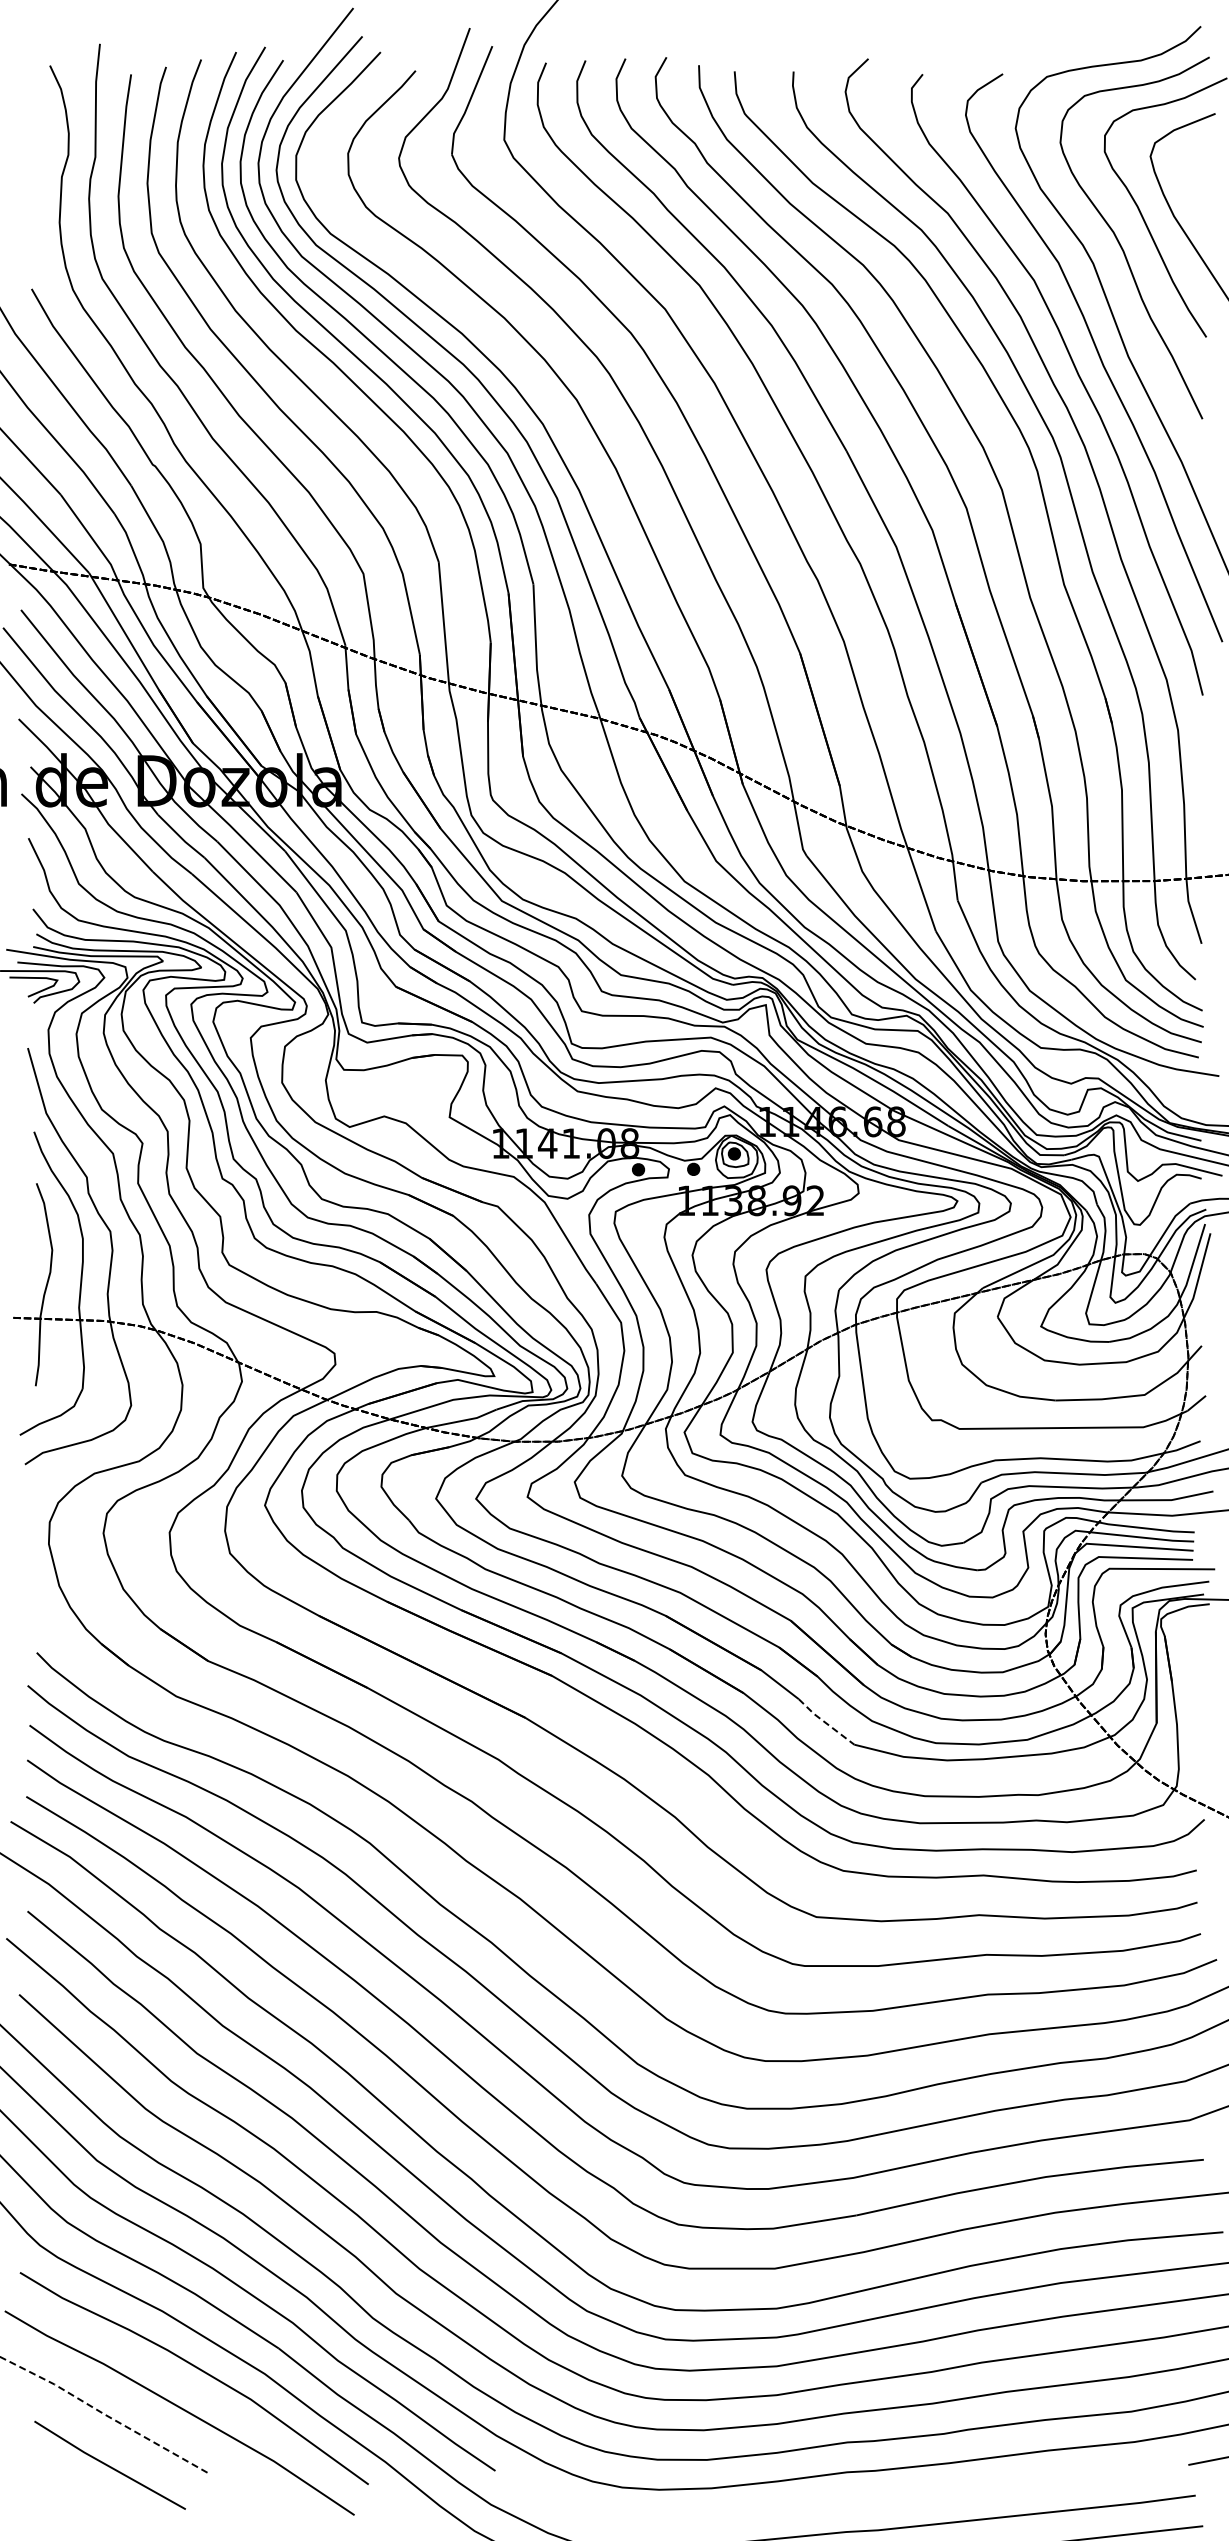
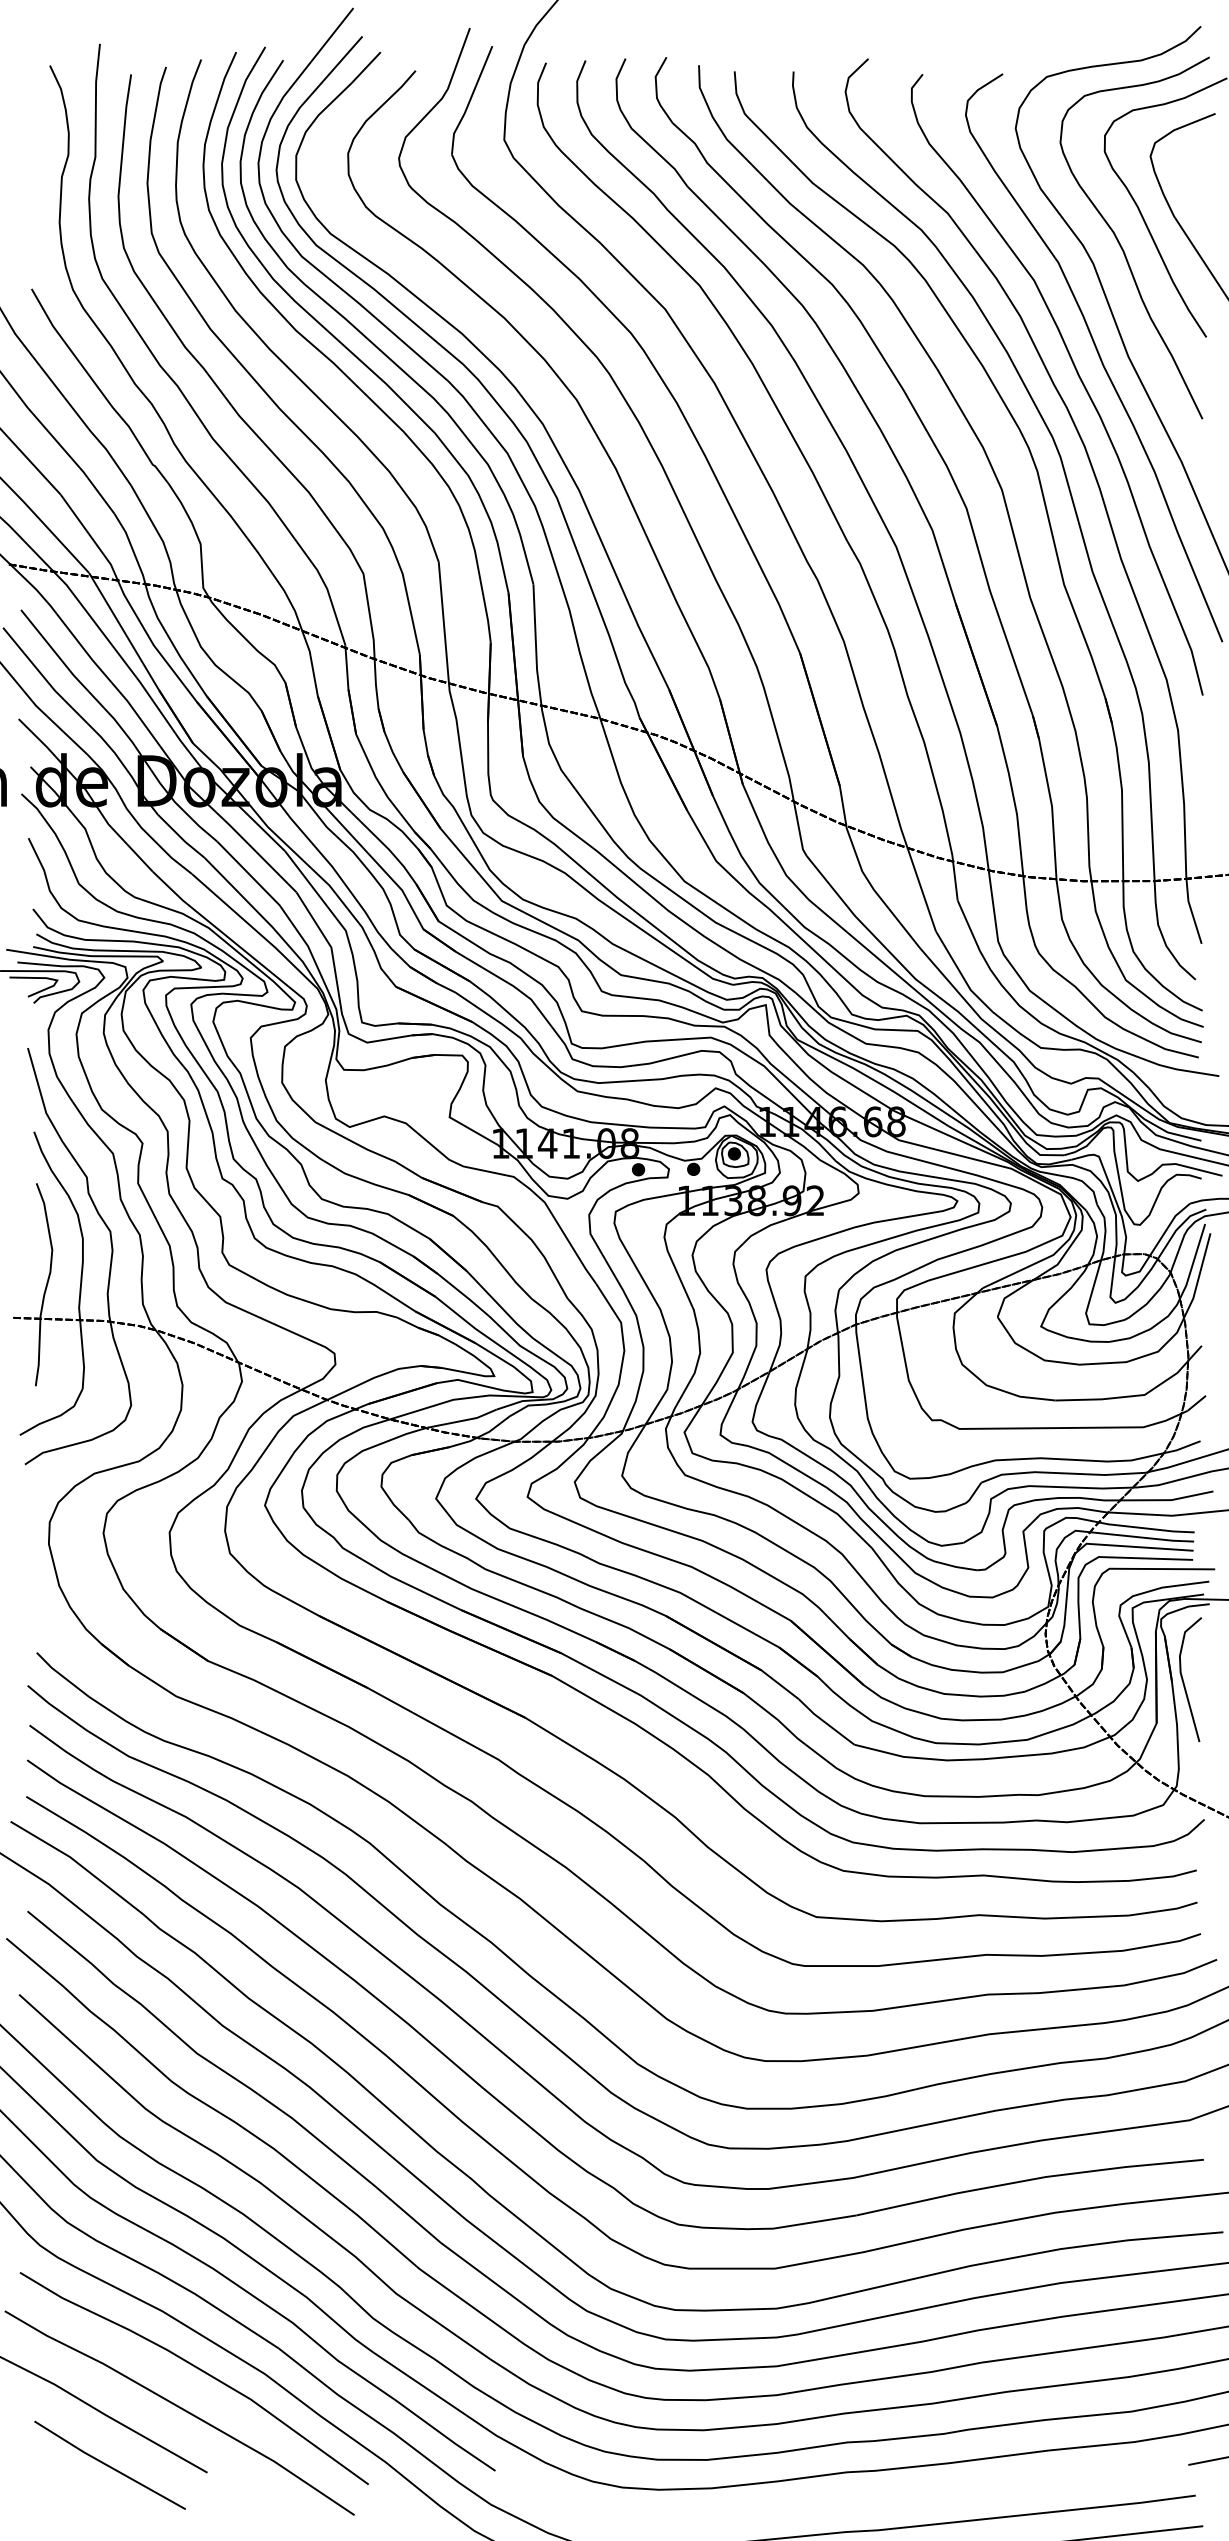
line: none -> present (1184, 1682)
line: dashed -> solid (825, 1722)
line: dashed -> solid (103, 2413)
